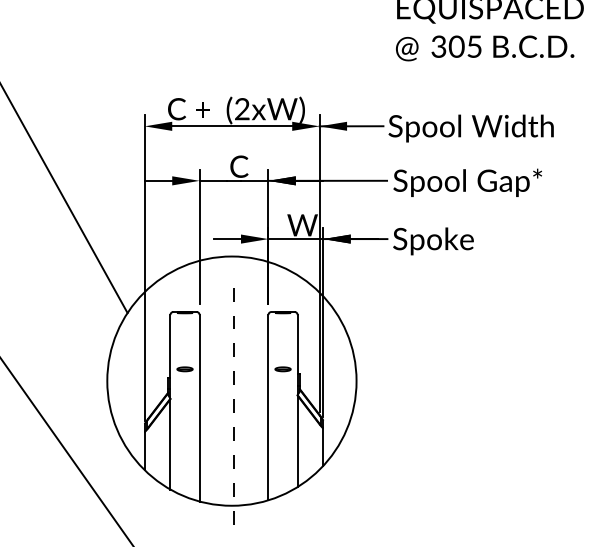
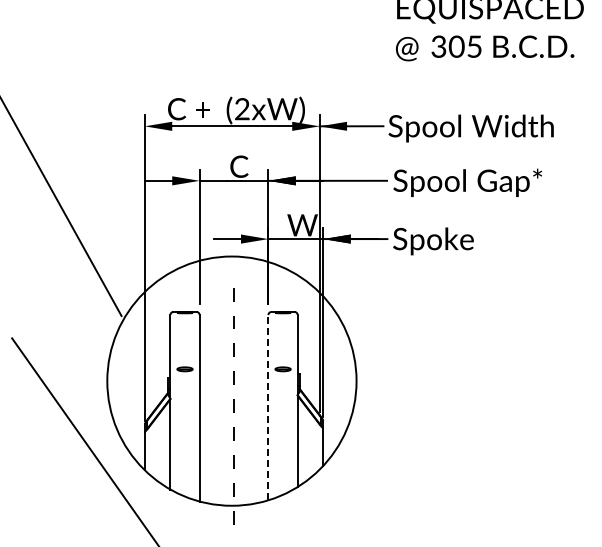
line position: (64, 200) -> (61, 208) (61, 208)
line: solid -> dashed (268, 407)
line position: (66, 451) -> (84, 440) (84, 440)
